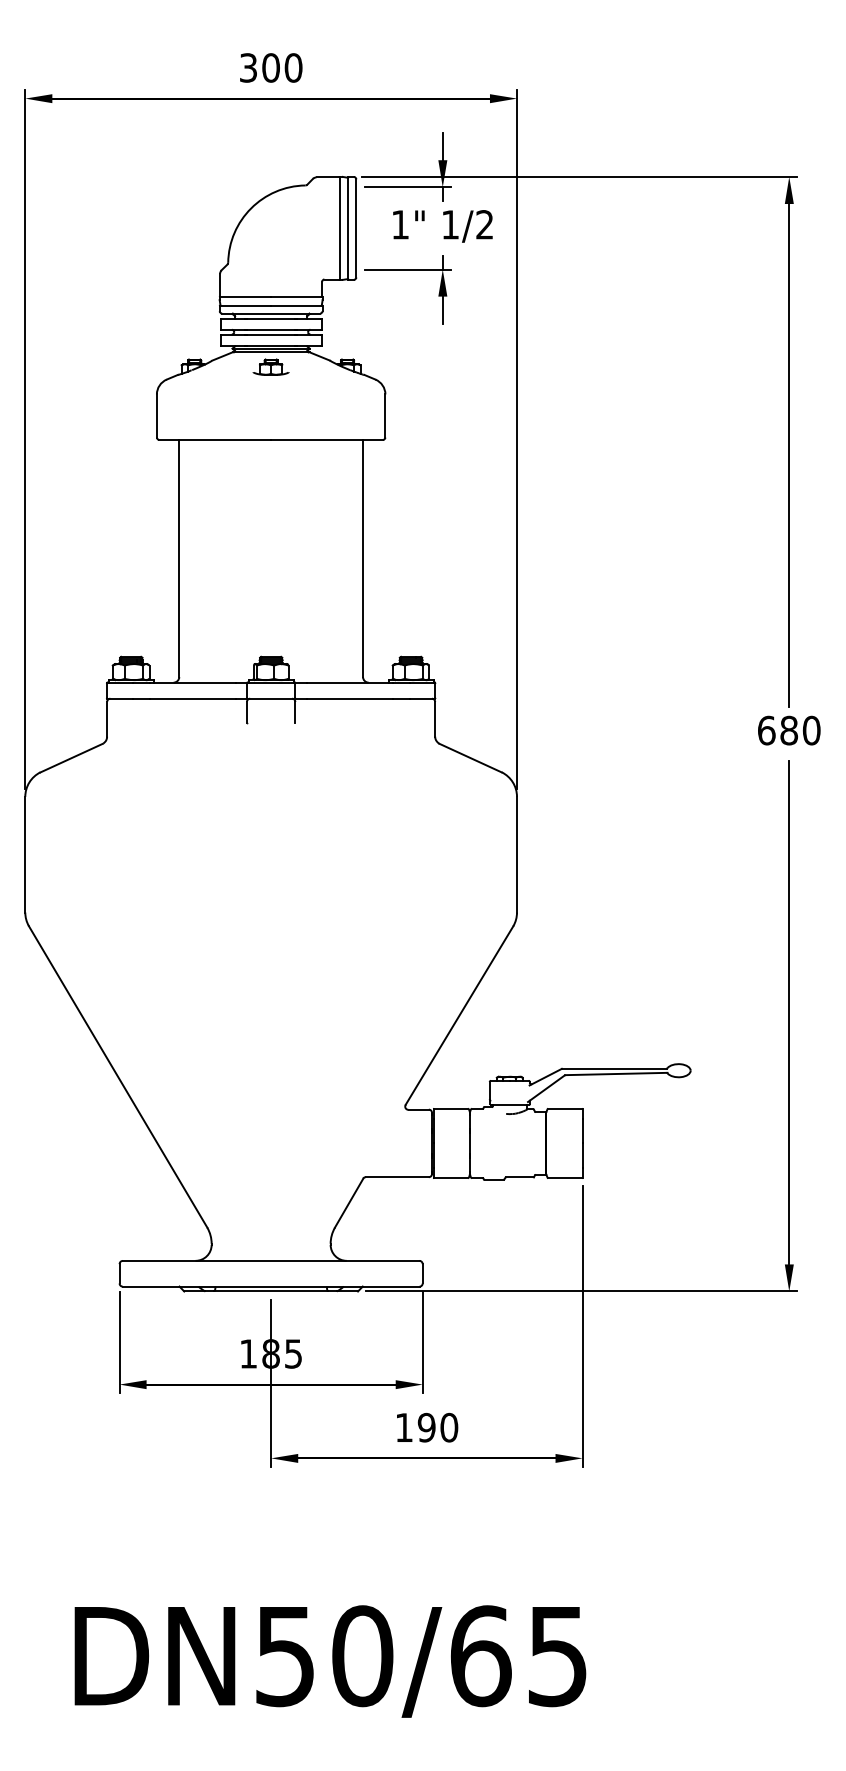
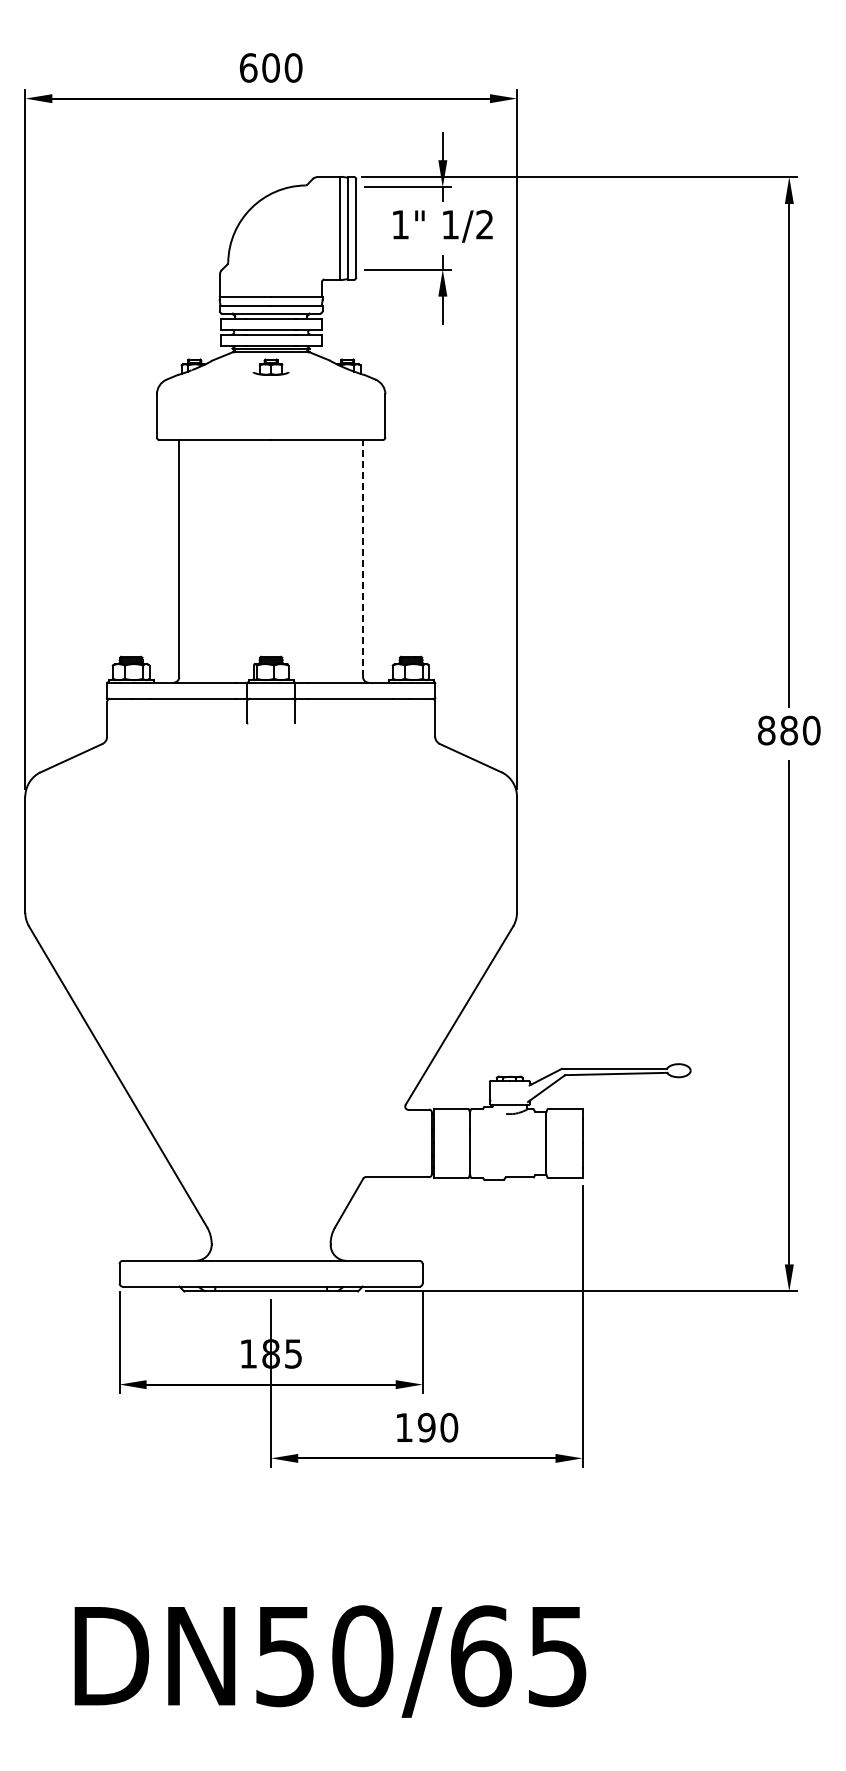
text: 300 -> 600 (248, 67)
line: solid -> dashed (363, 558)
text: 680 -> 880 (766, 730)
